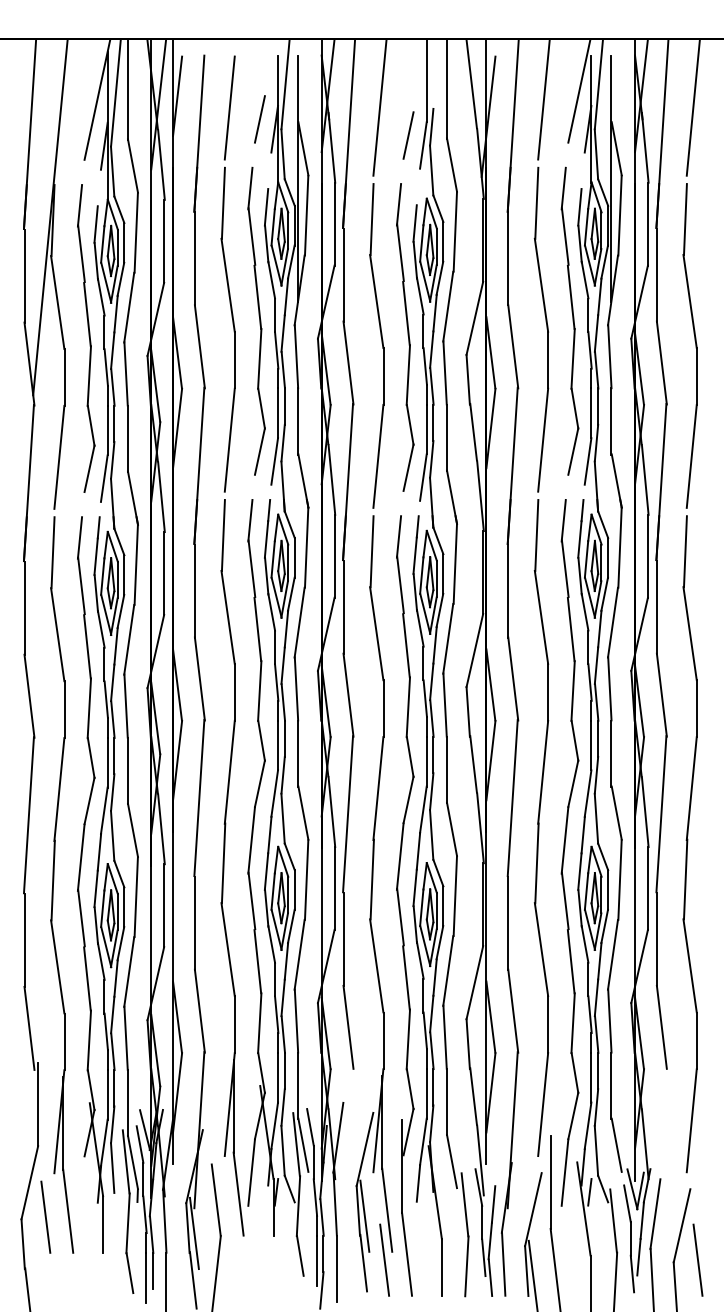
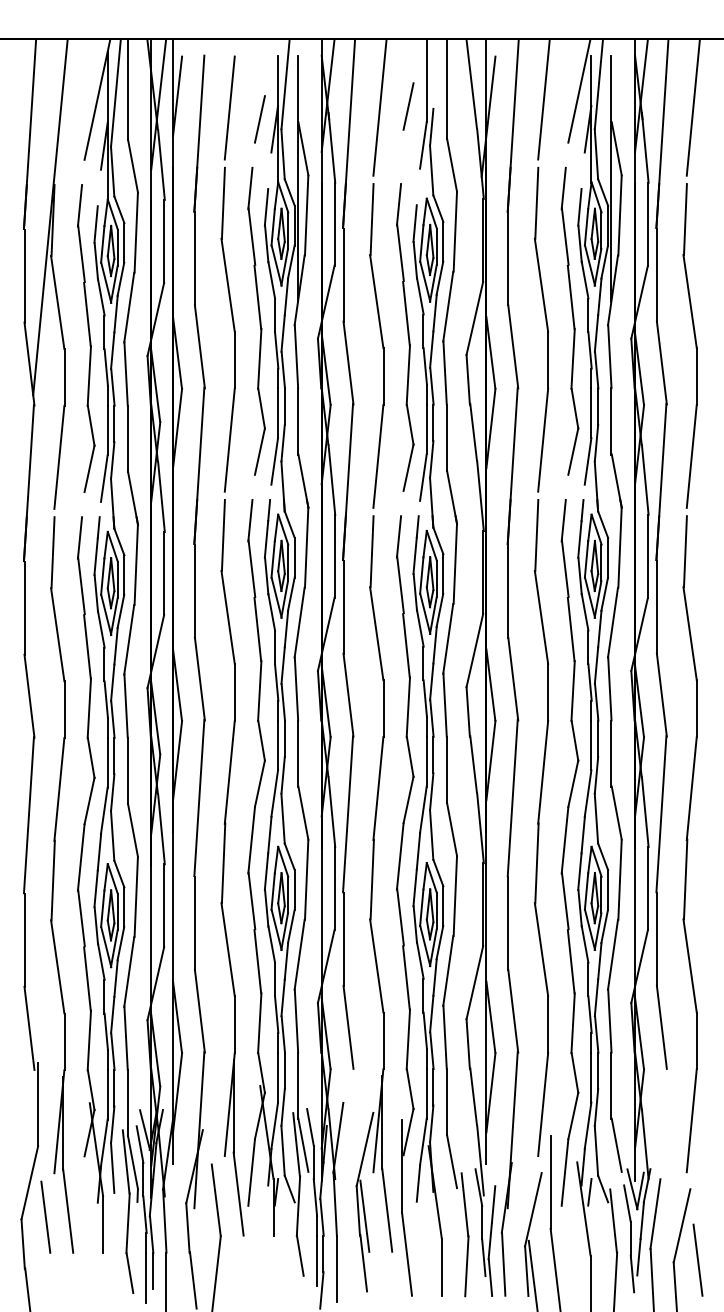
line position: (408, 135) -> (408, 106) (408, 106)
line: present -> none (194, 1233)
line: present -> none (384, 1259)
